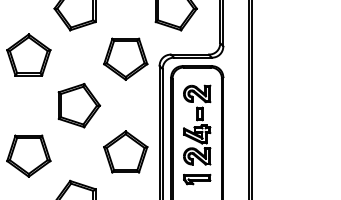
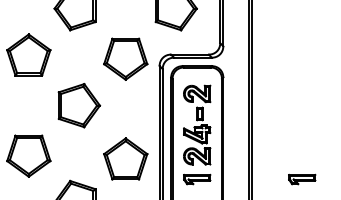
part position: (125, 151) -> (125, 158) (125, 158)
part: none -> present (302, 179)
